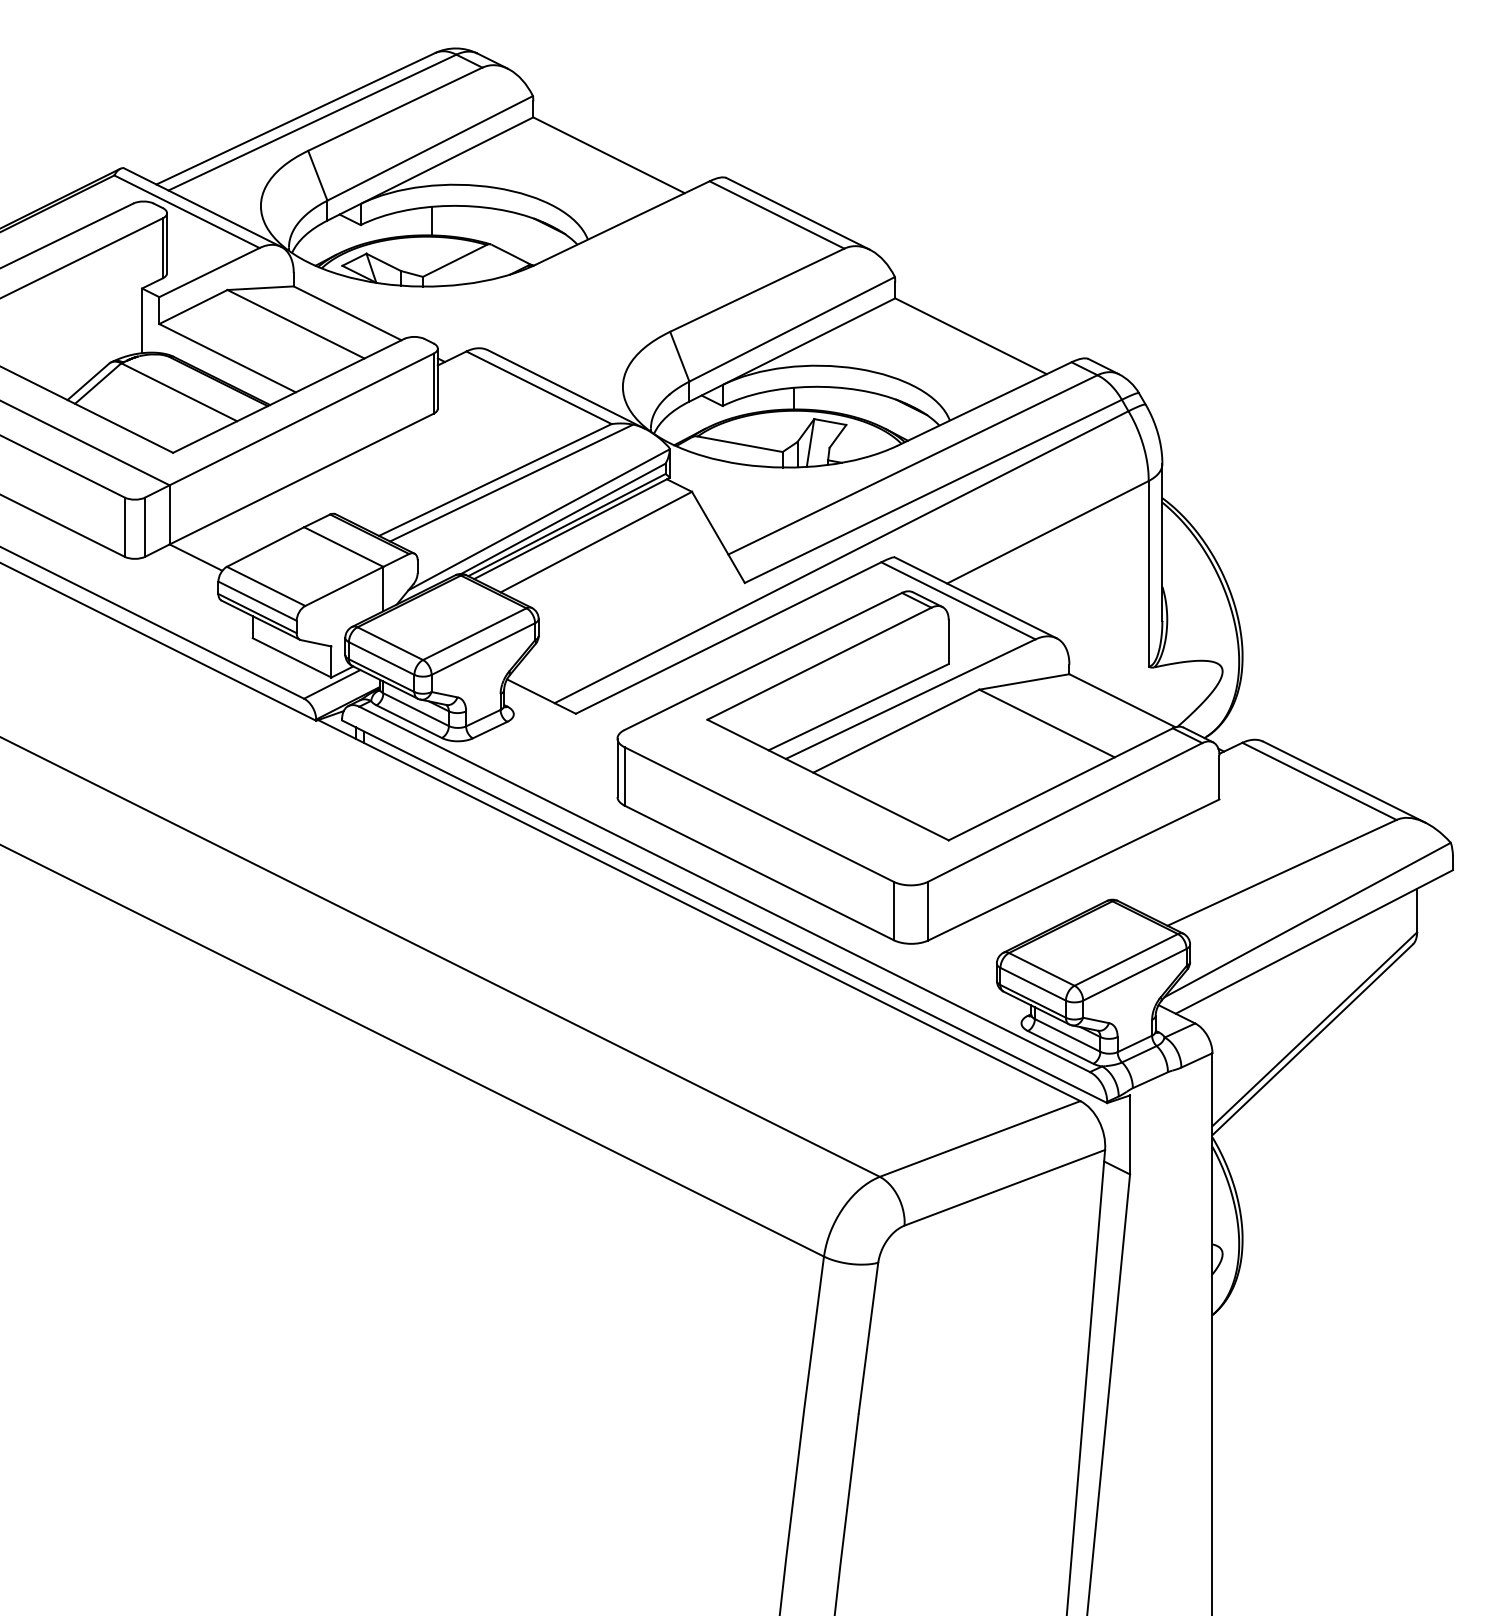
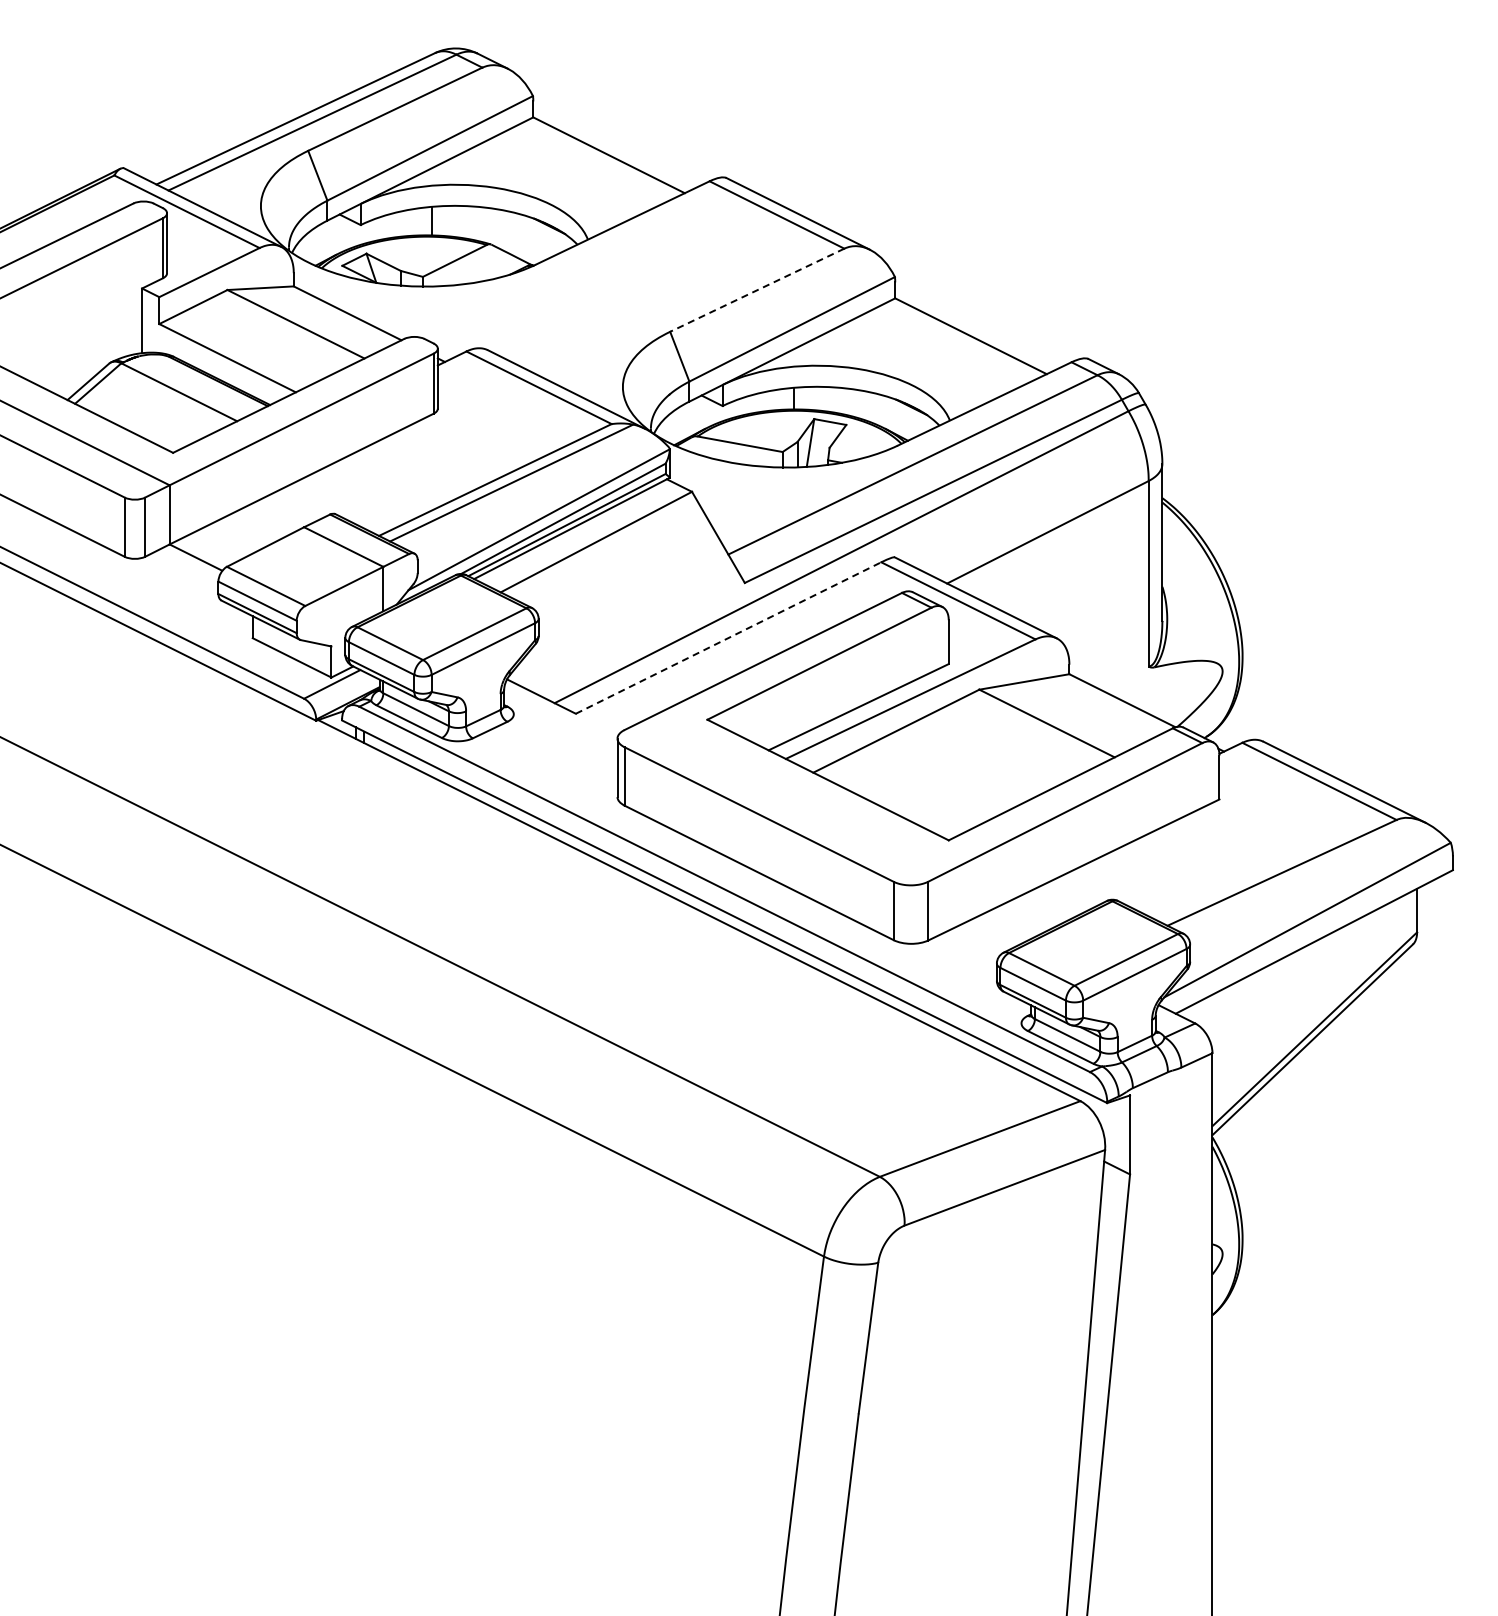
line: solid -> dashed (757, 290)
line: solid -> dashed (729, 637)
